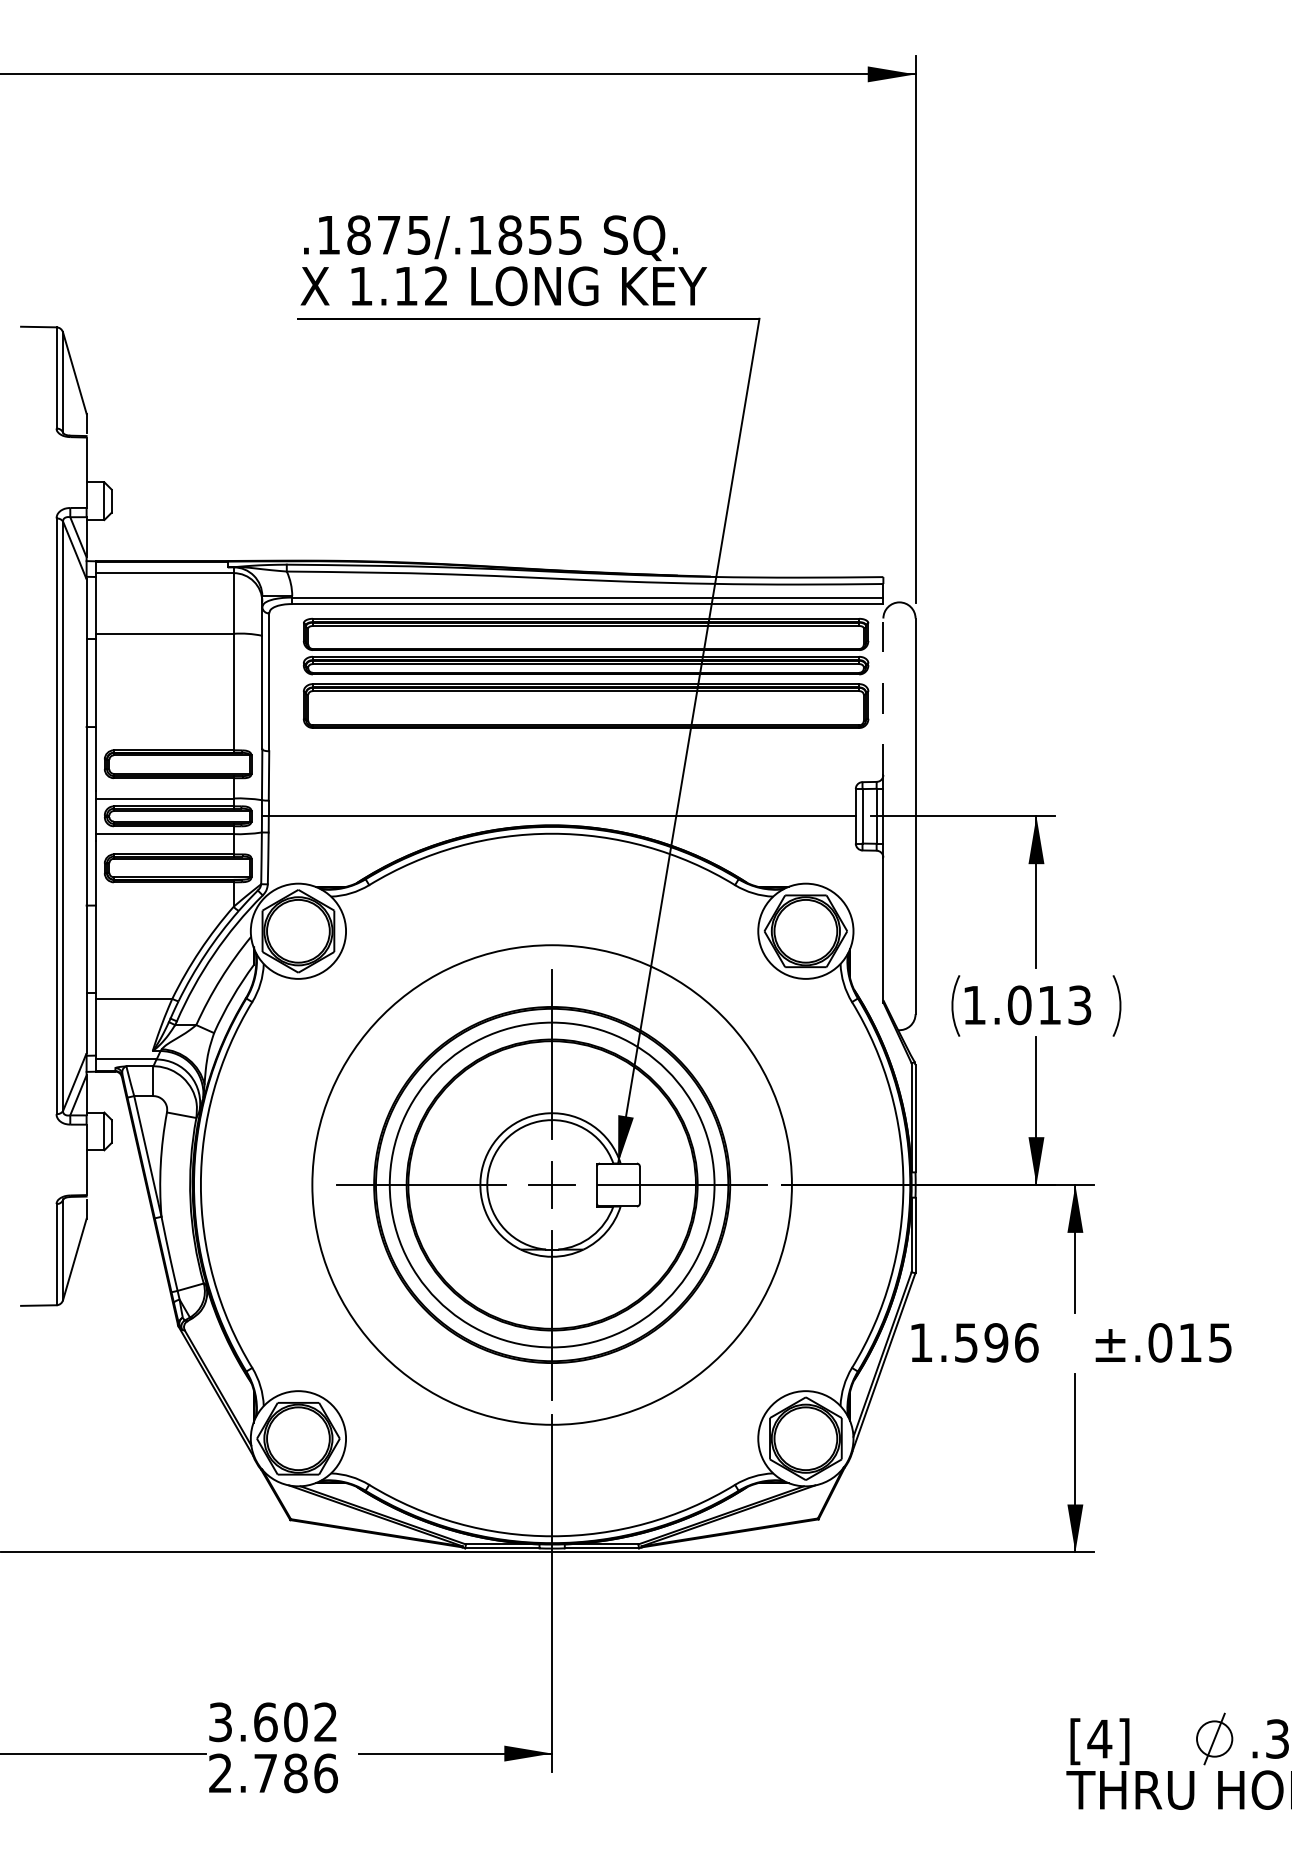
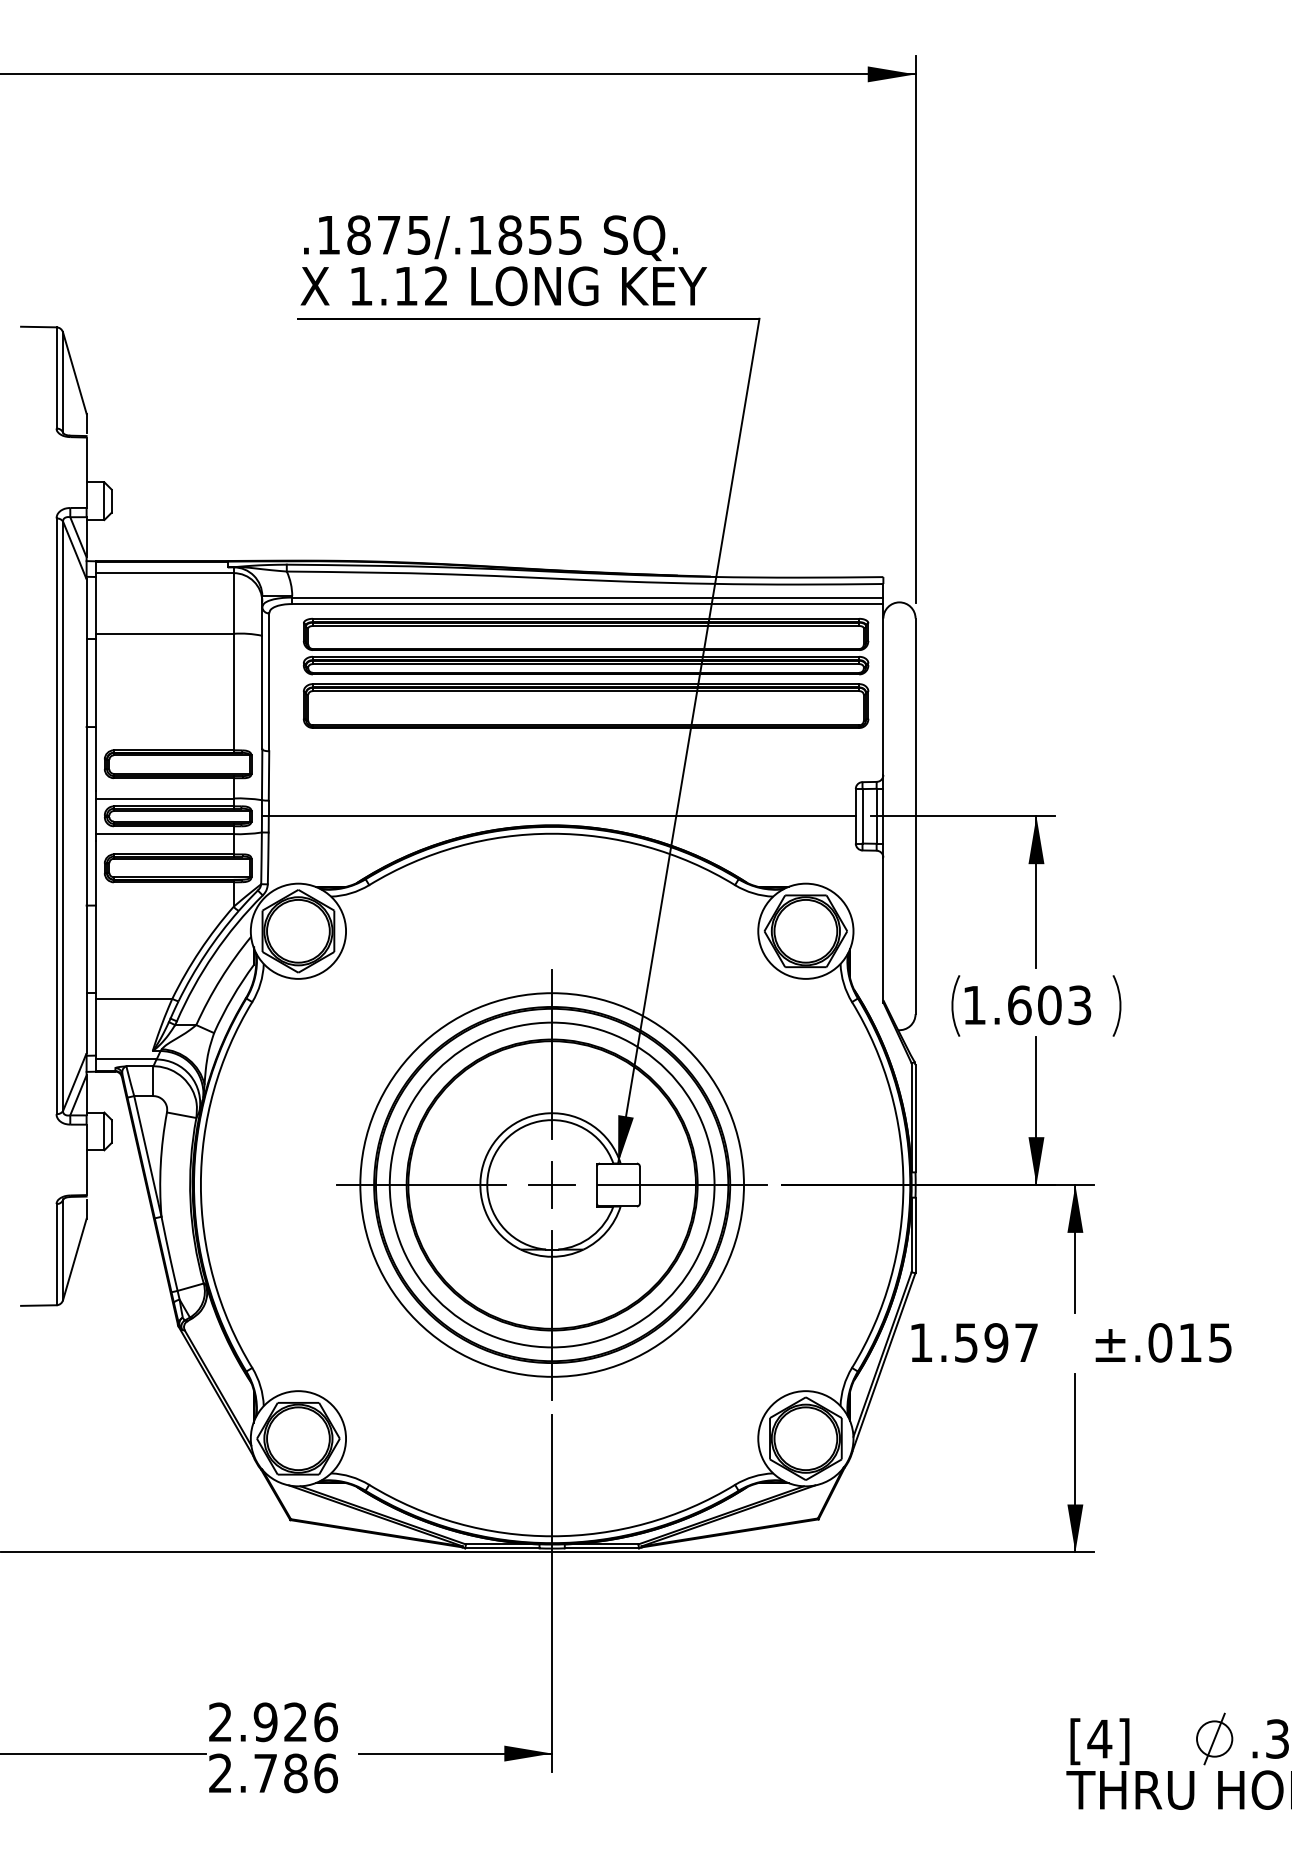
line: dashed -> solid (883, 689)
text: 1.013 -> 1.603 (1034, 1005)
circle diameter: 480 px -> 384 px (552, 1184)
text: 1.596 -> 1.597 (1026, 1342)
text: 3.602 -> 2.926 (273, 1722)
